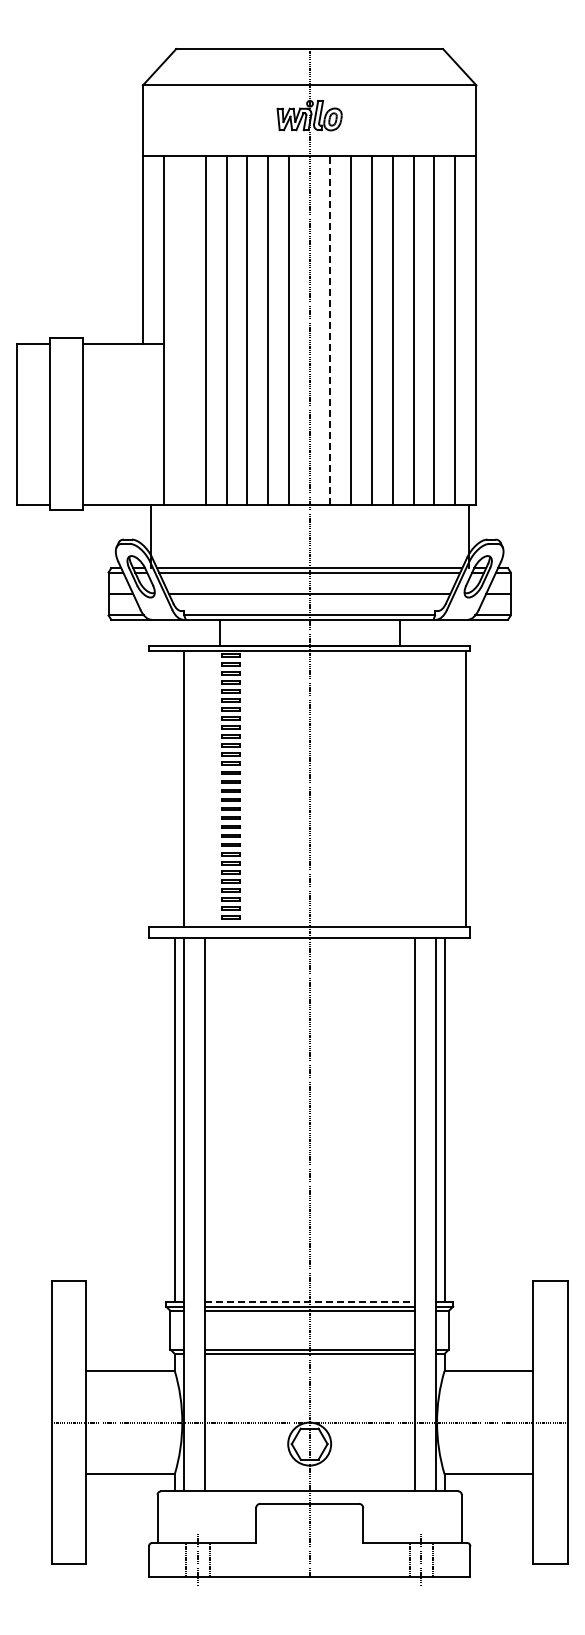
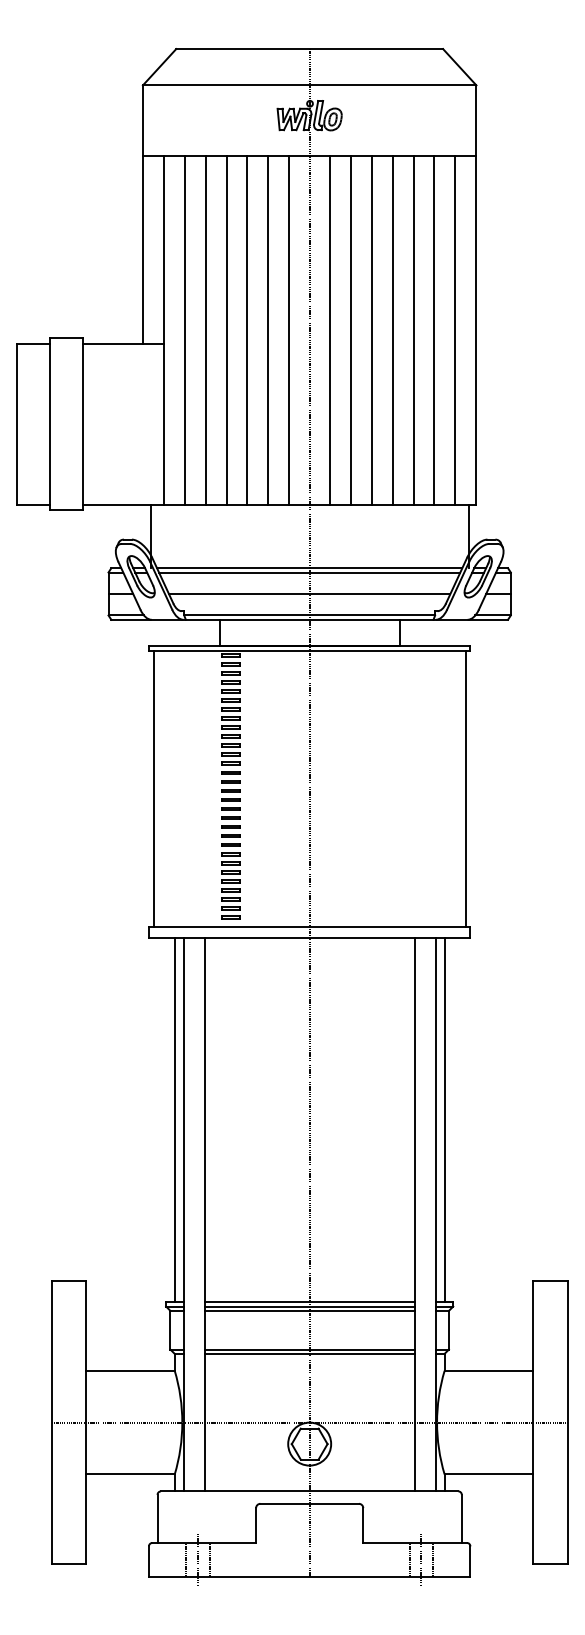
line: dashed -> solid (330, 329)
line: none -> present (185, 330)
line position: (183, 789) -> (153, 789) (153, 789)
line: dashed -> solid (310, 1302)
